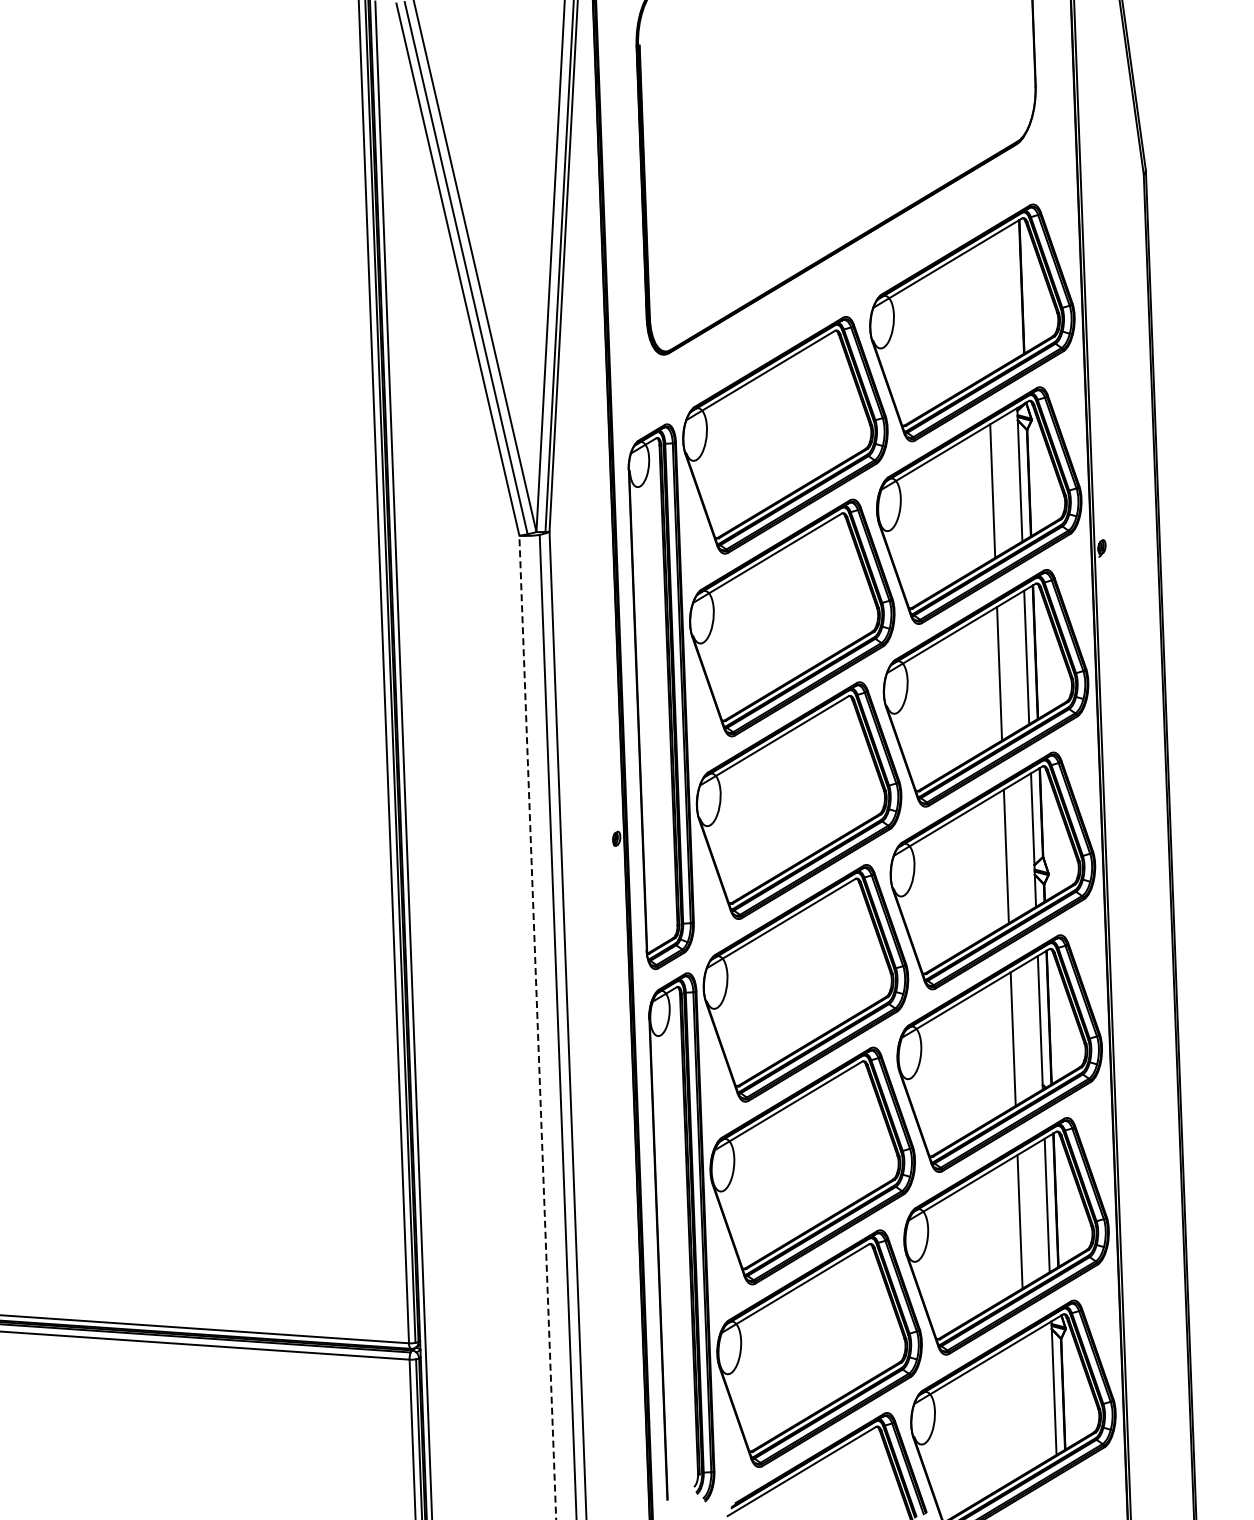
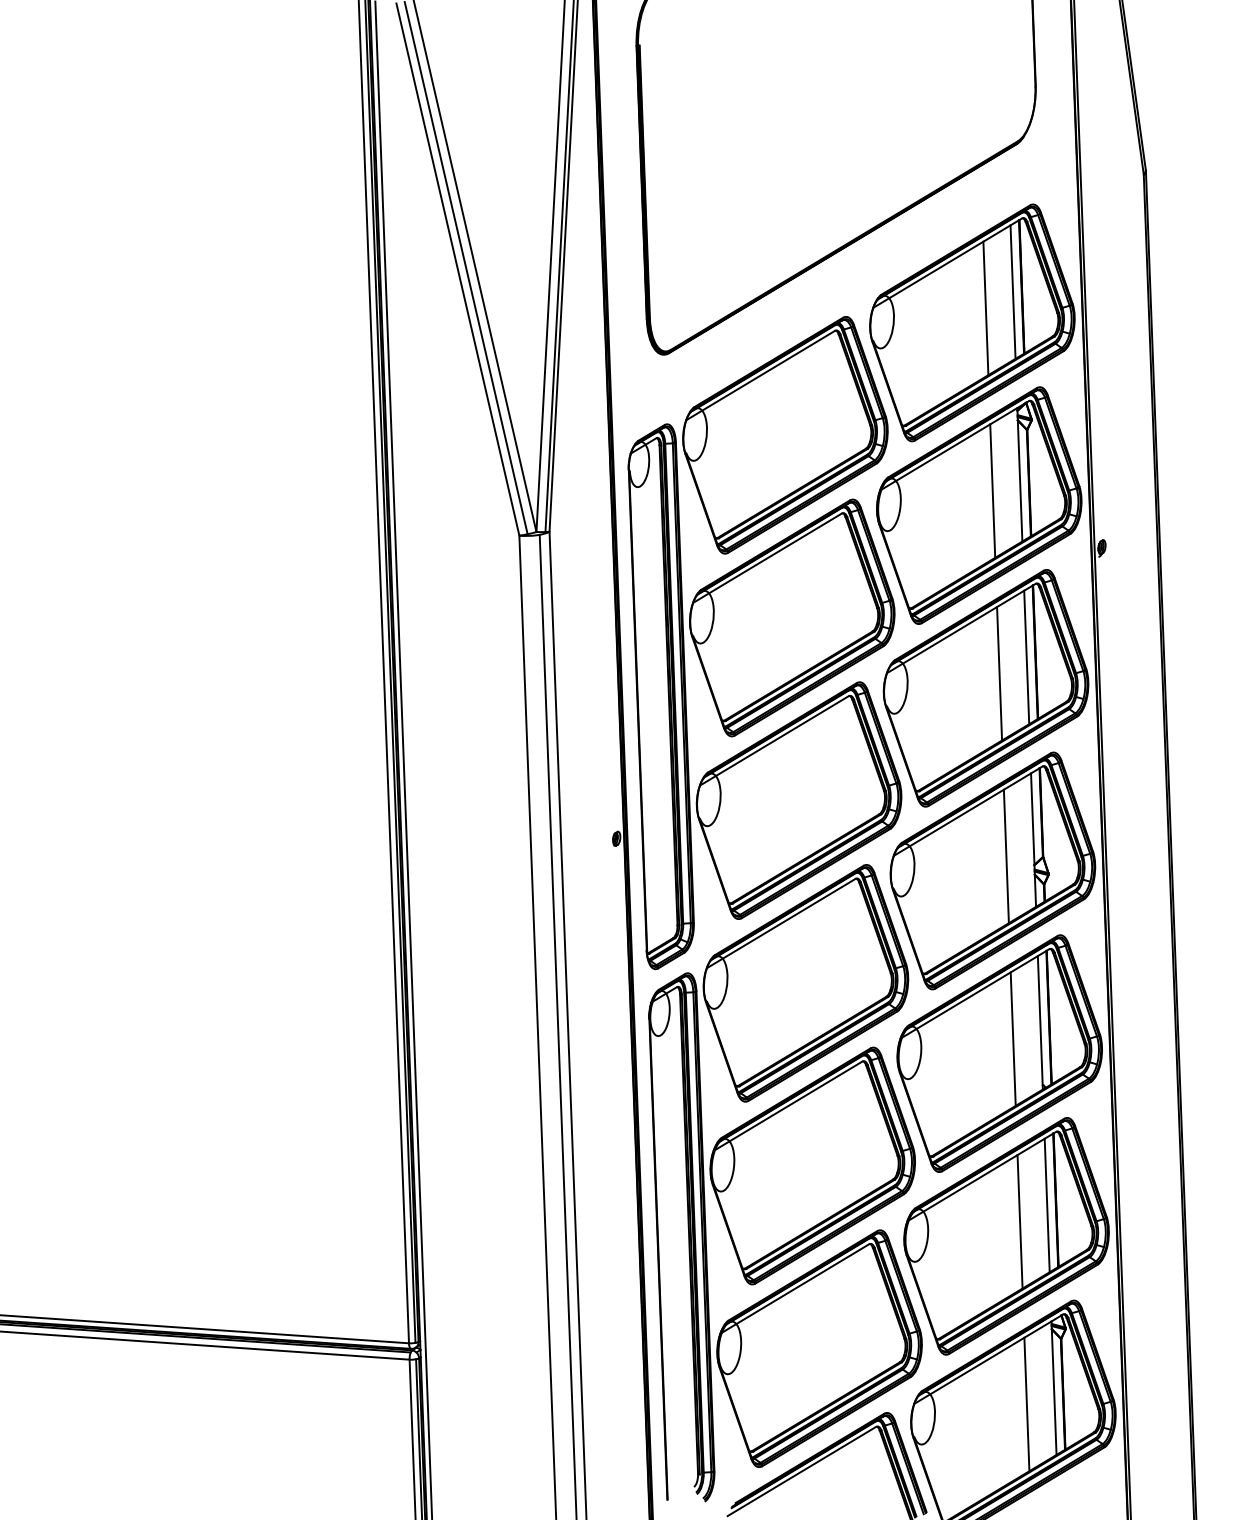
line: none -> present (1012, 291)
line: none -> present (985, 308)
line: dashed -> solid (537, 1027)
line: none -> present (1026, 1404)
